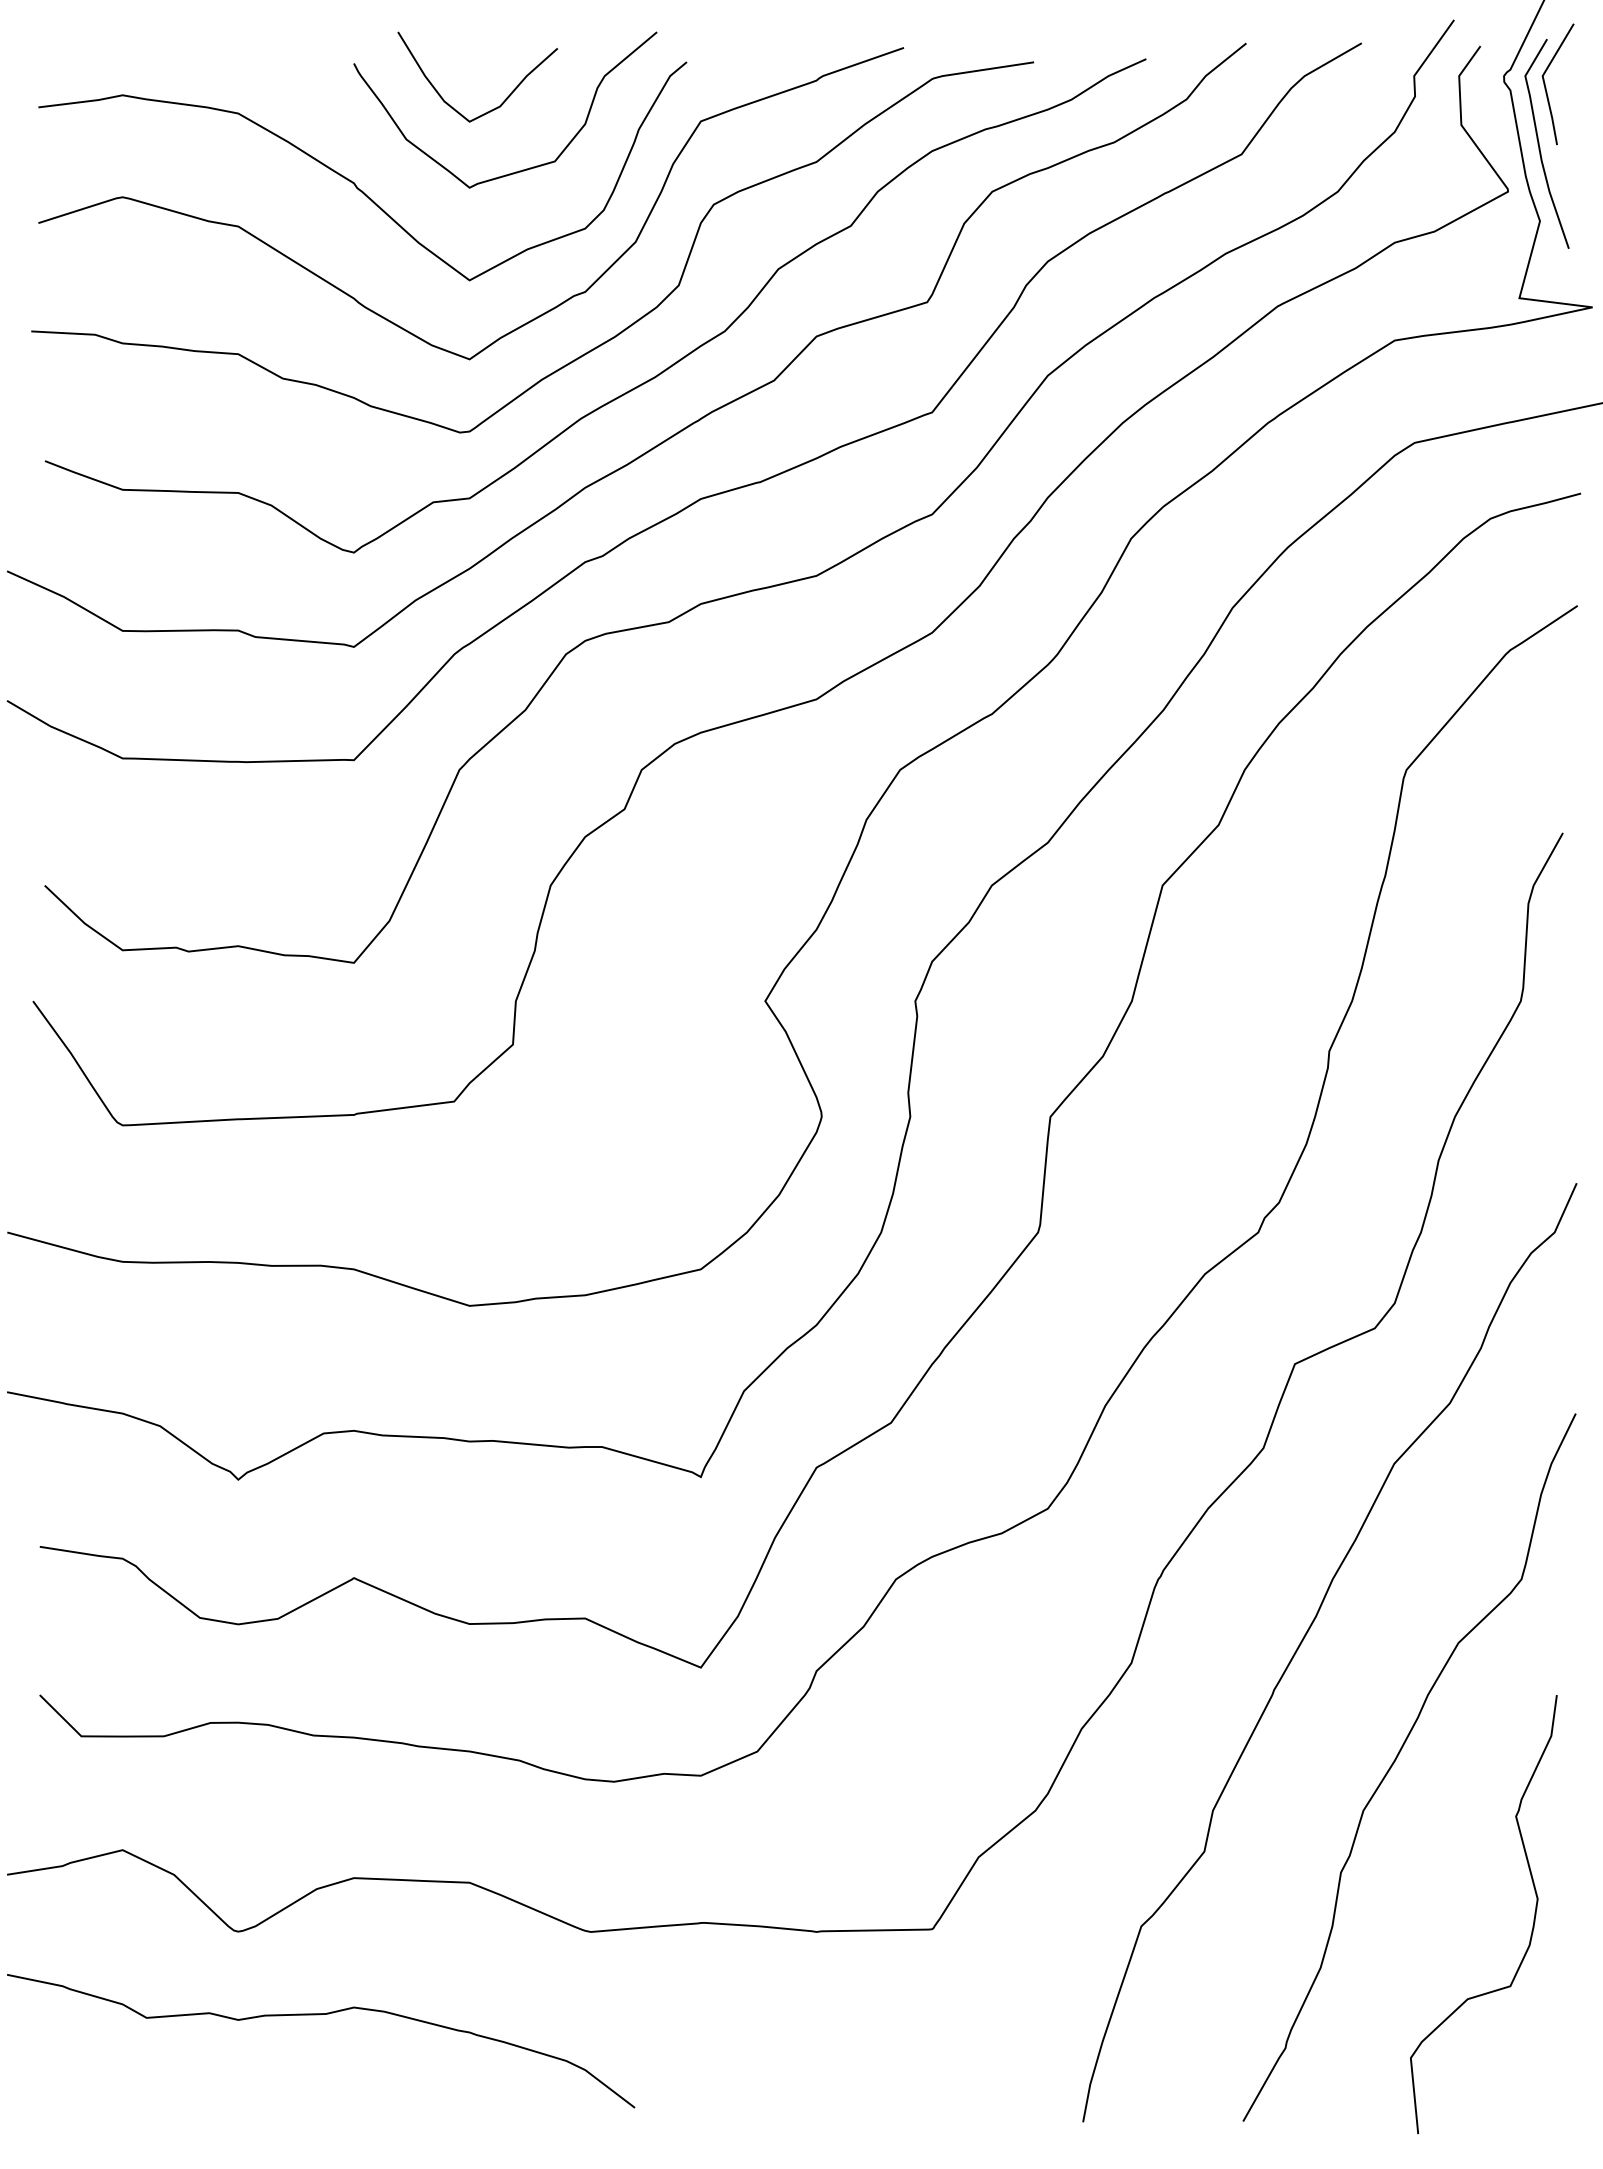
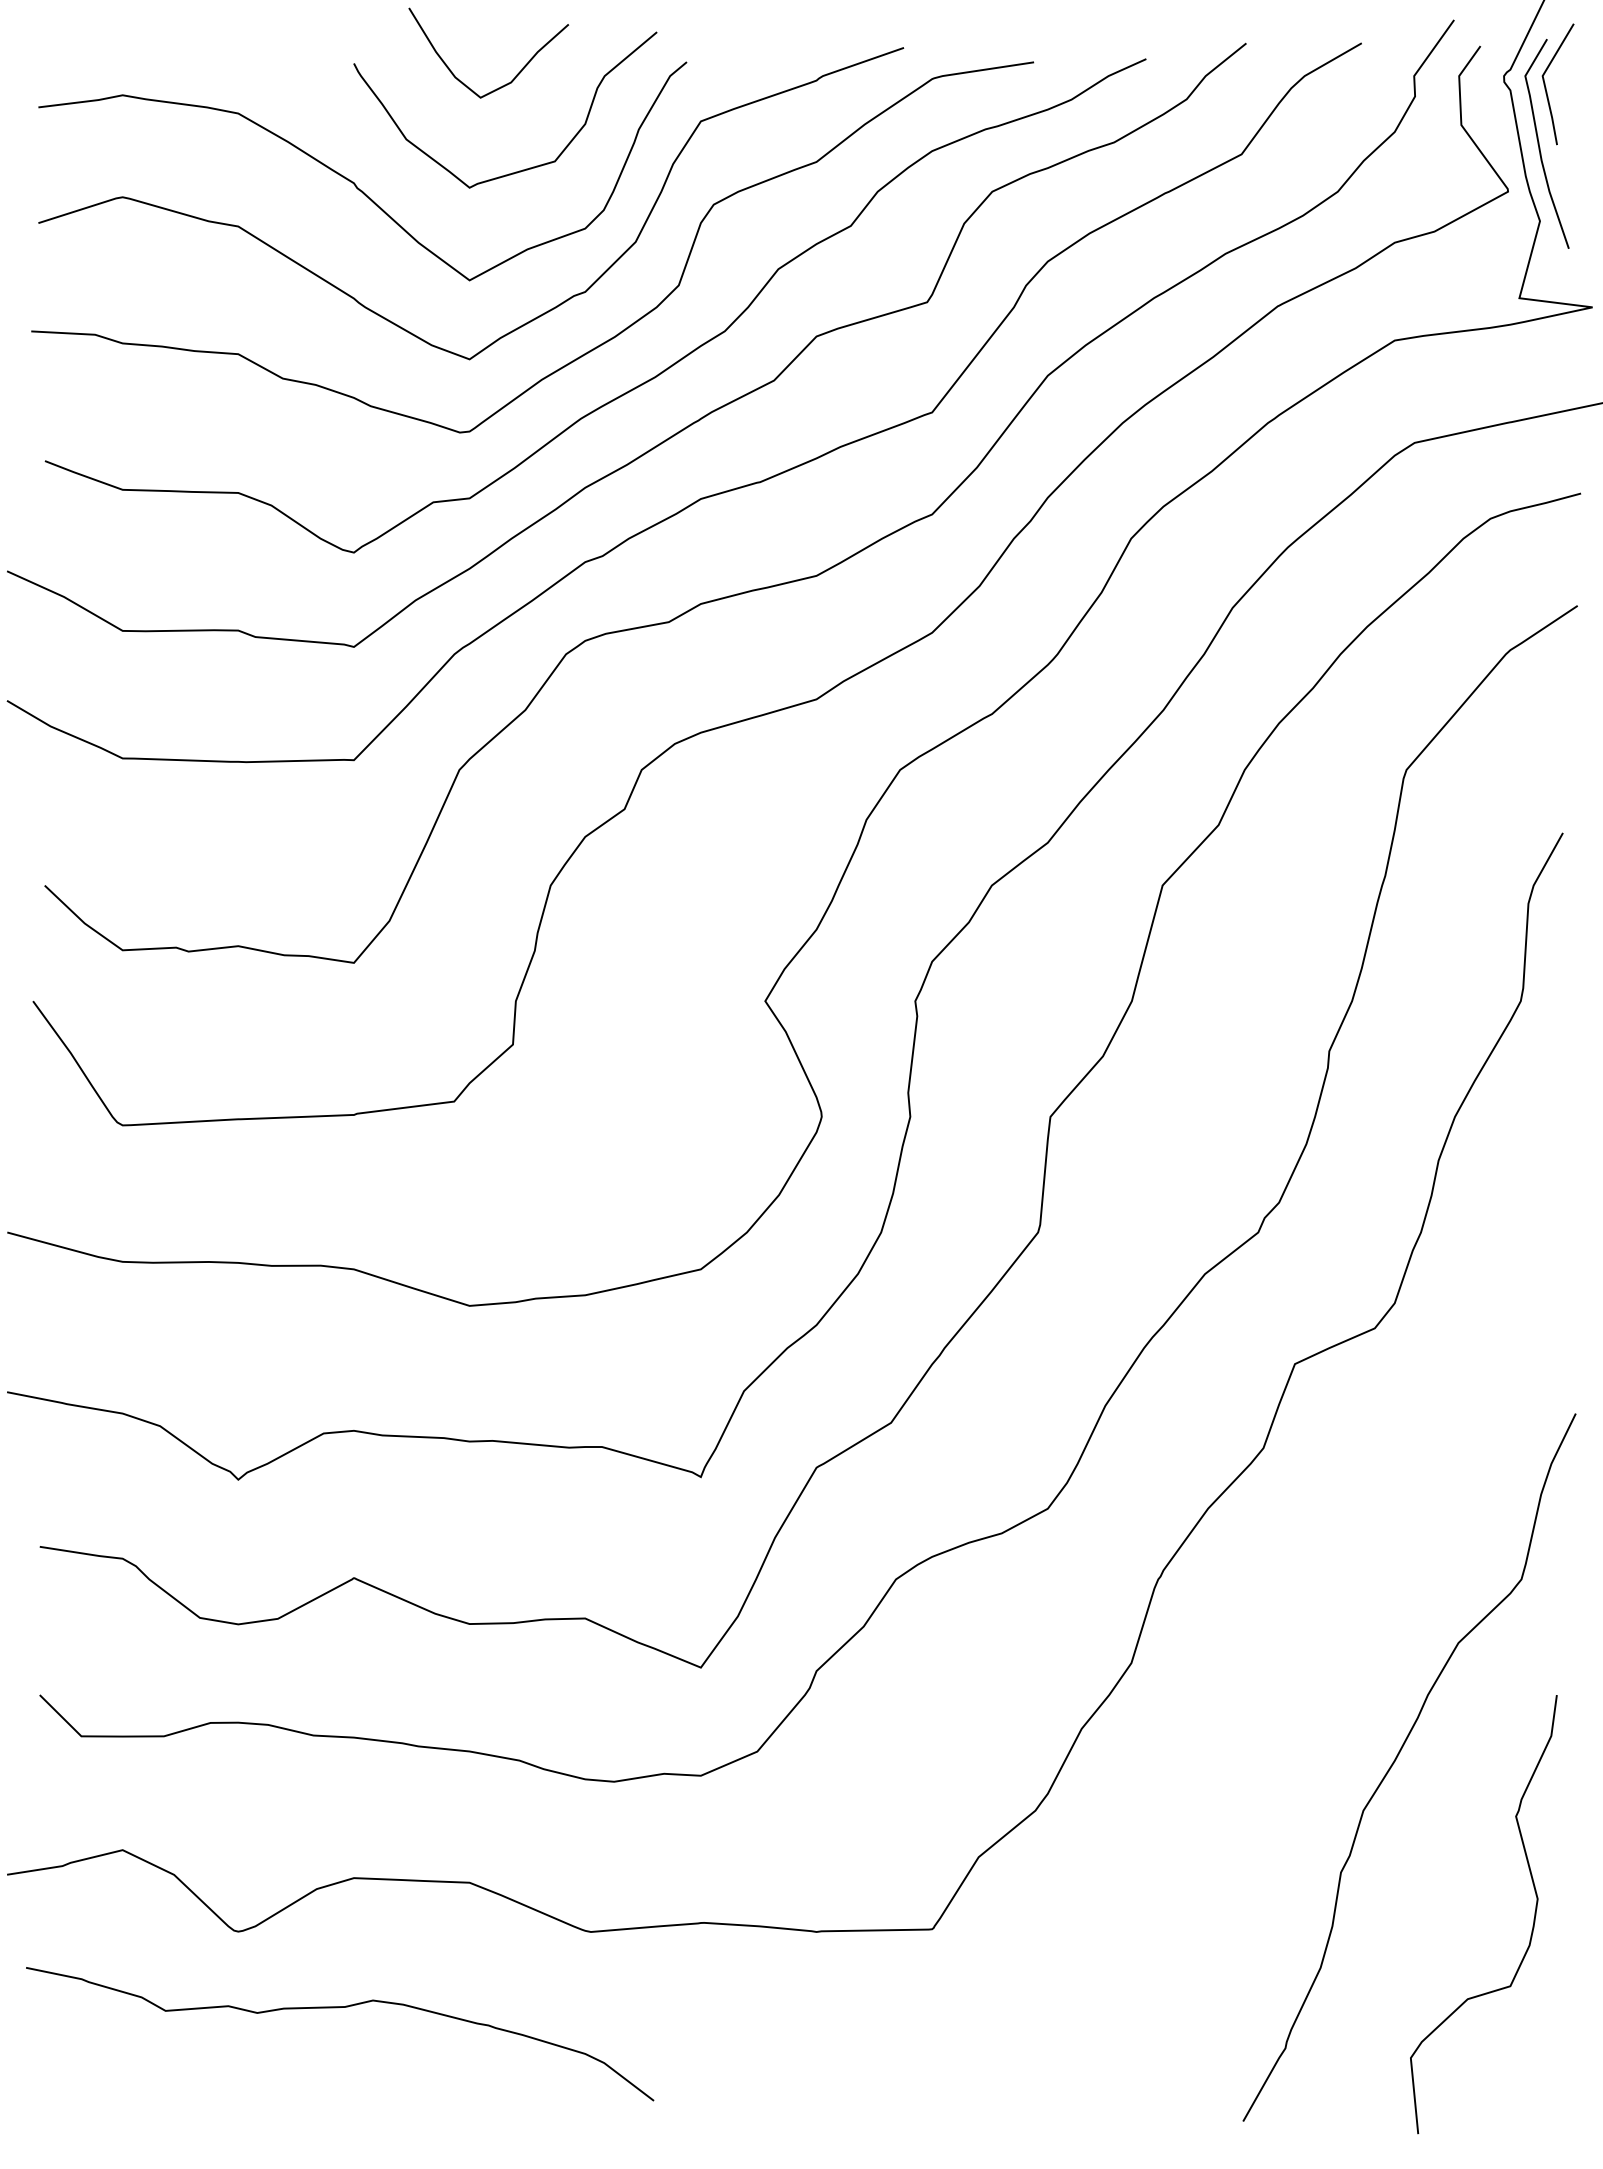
curve position: (505, 98) -> (516, 74) (516, 74)
curve: present -> none (1304, 1639)
curve position: (319, 2015) -> (338, 2008) (338, 2008)
